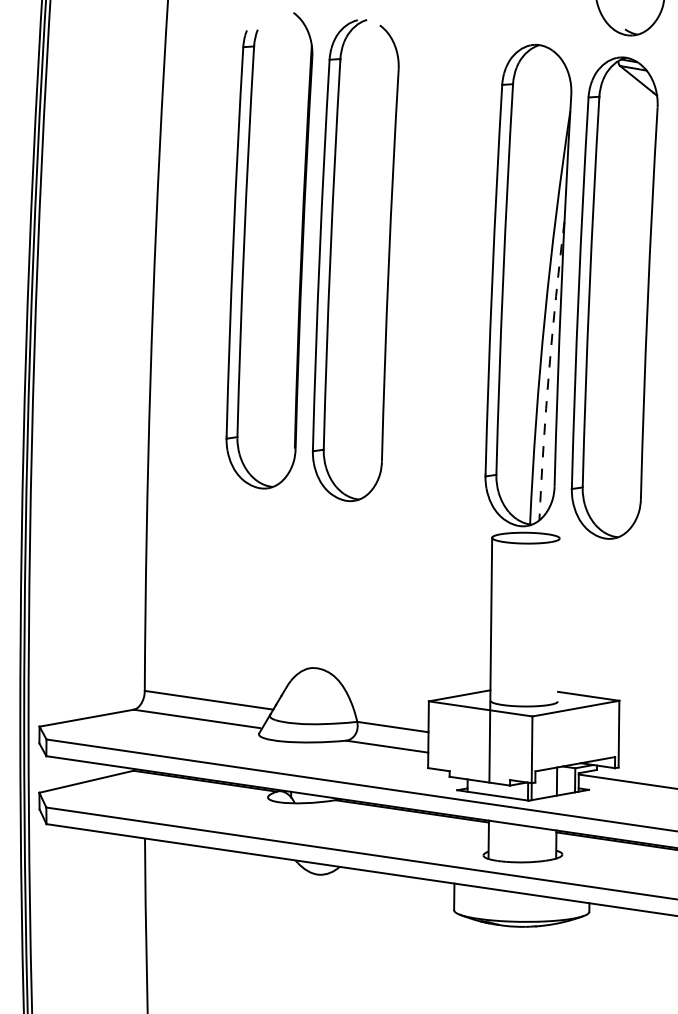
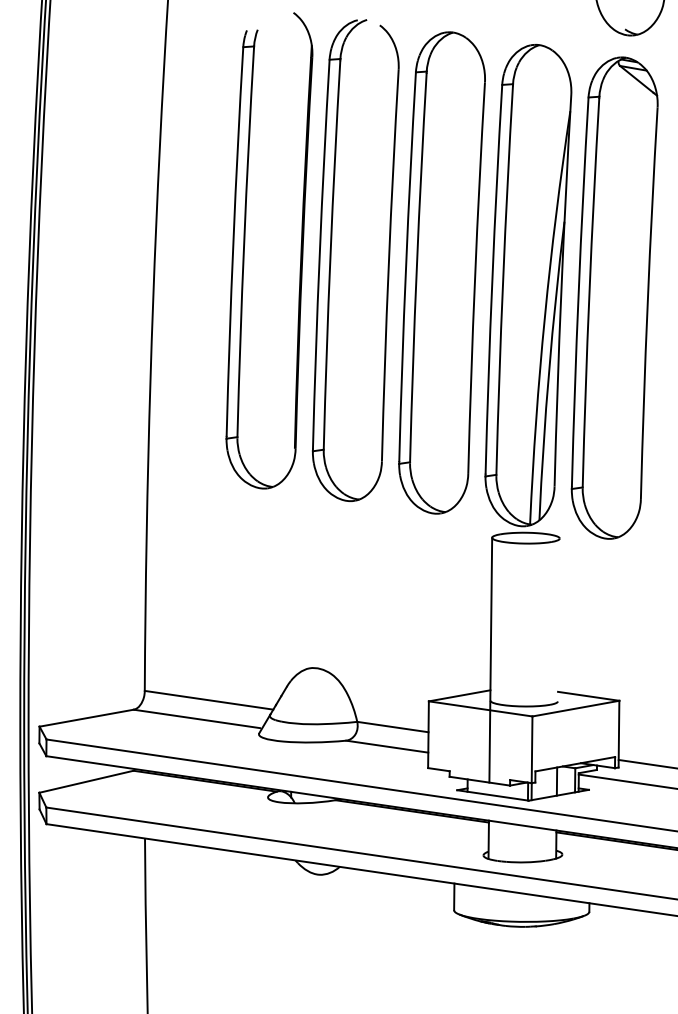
part: none -> present (441, 272)
arc: dashed -> solid (549, 370)
line: none -> present (646, 763)
